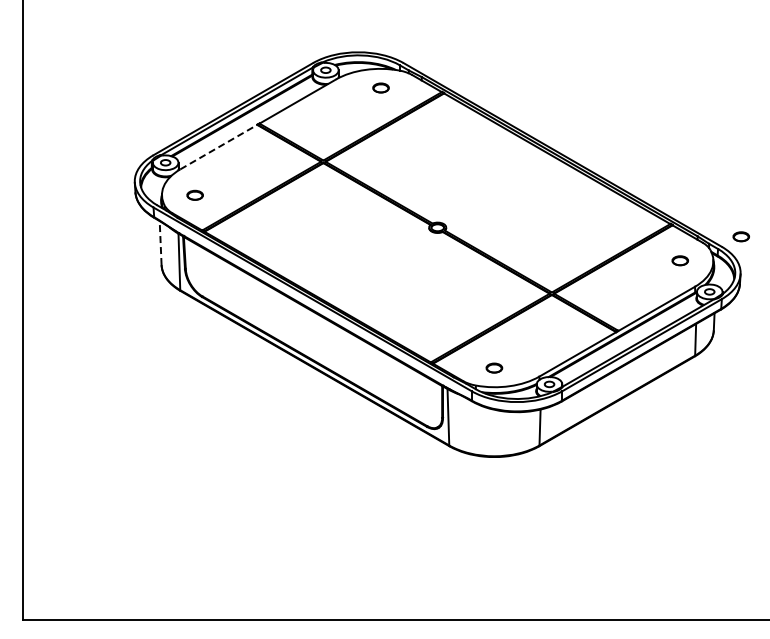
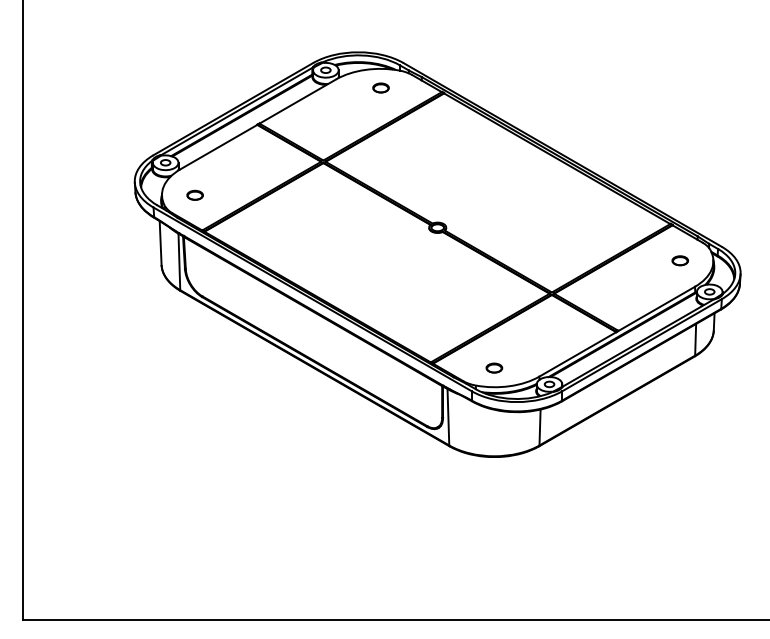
line: dashed -> solid (219, 146)
part: present -> none (740, 236)
line: dashed -> solid (160, 243)
